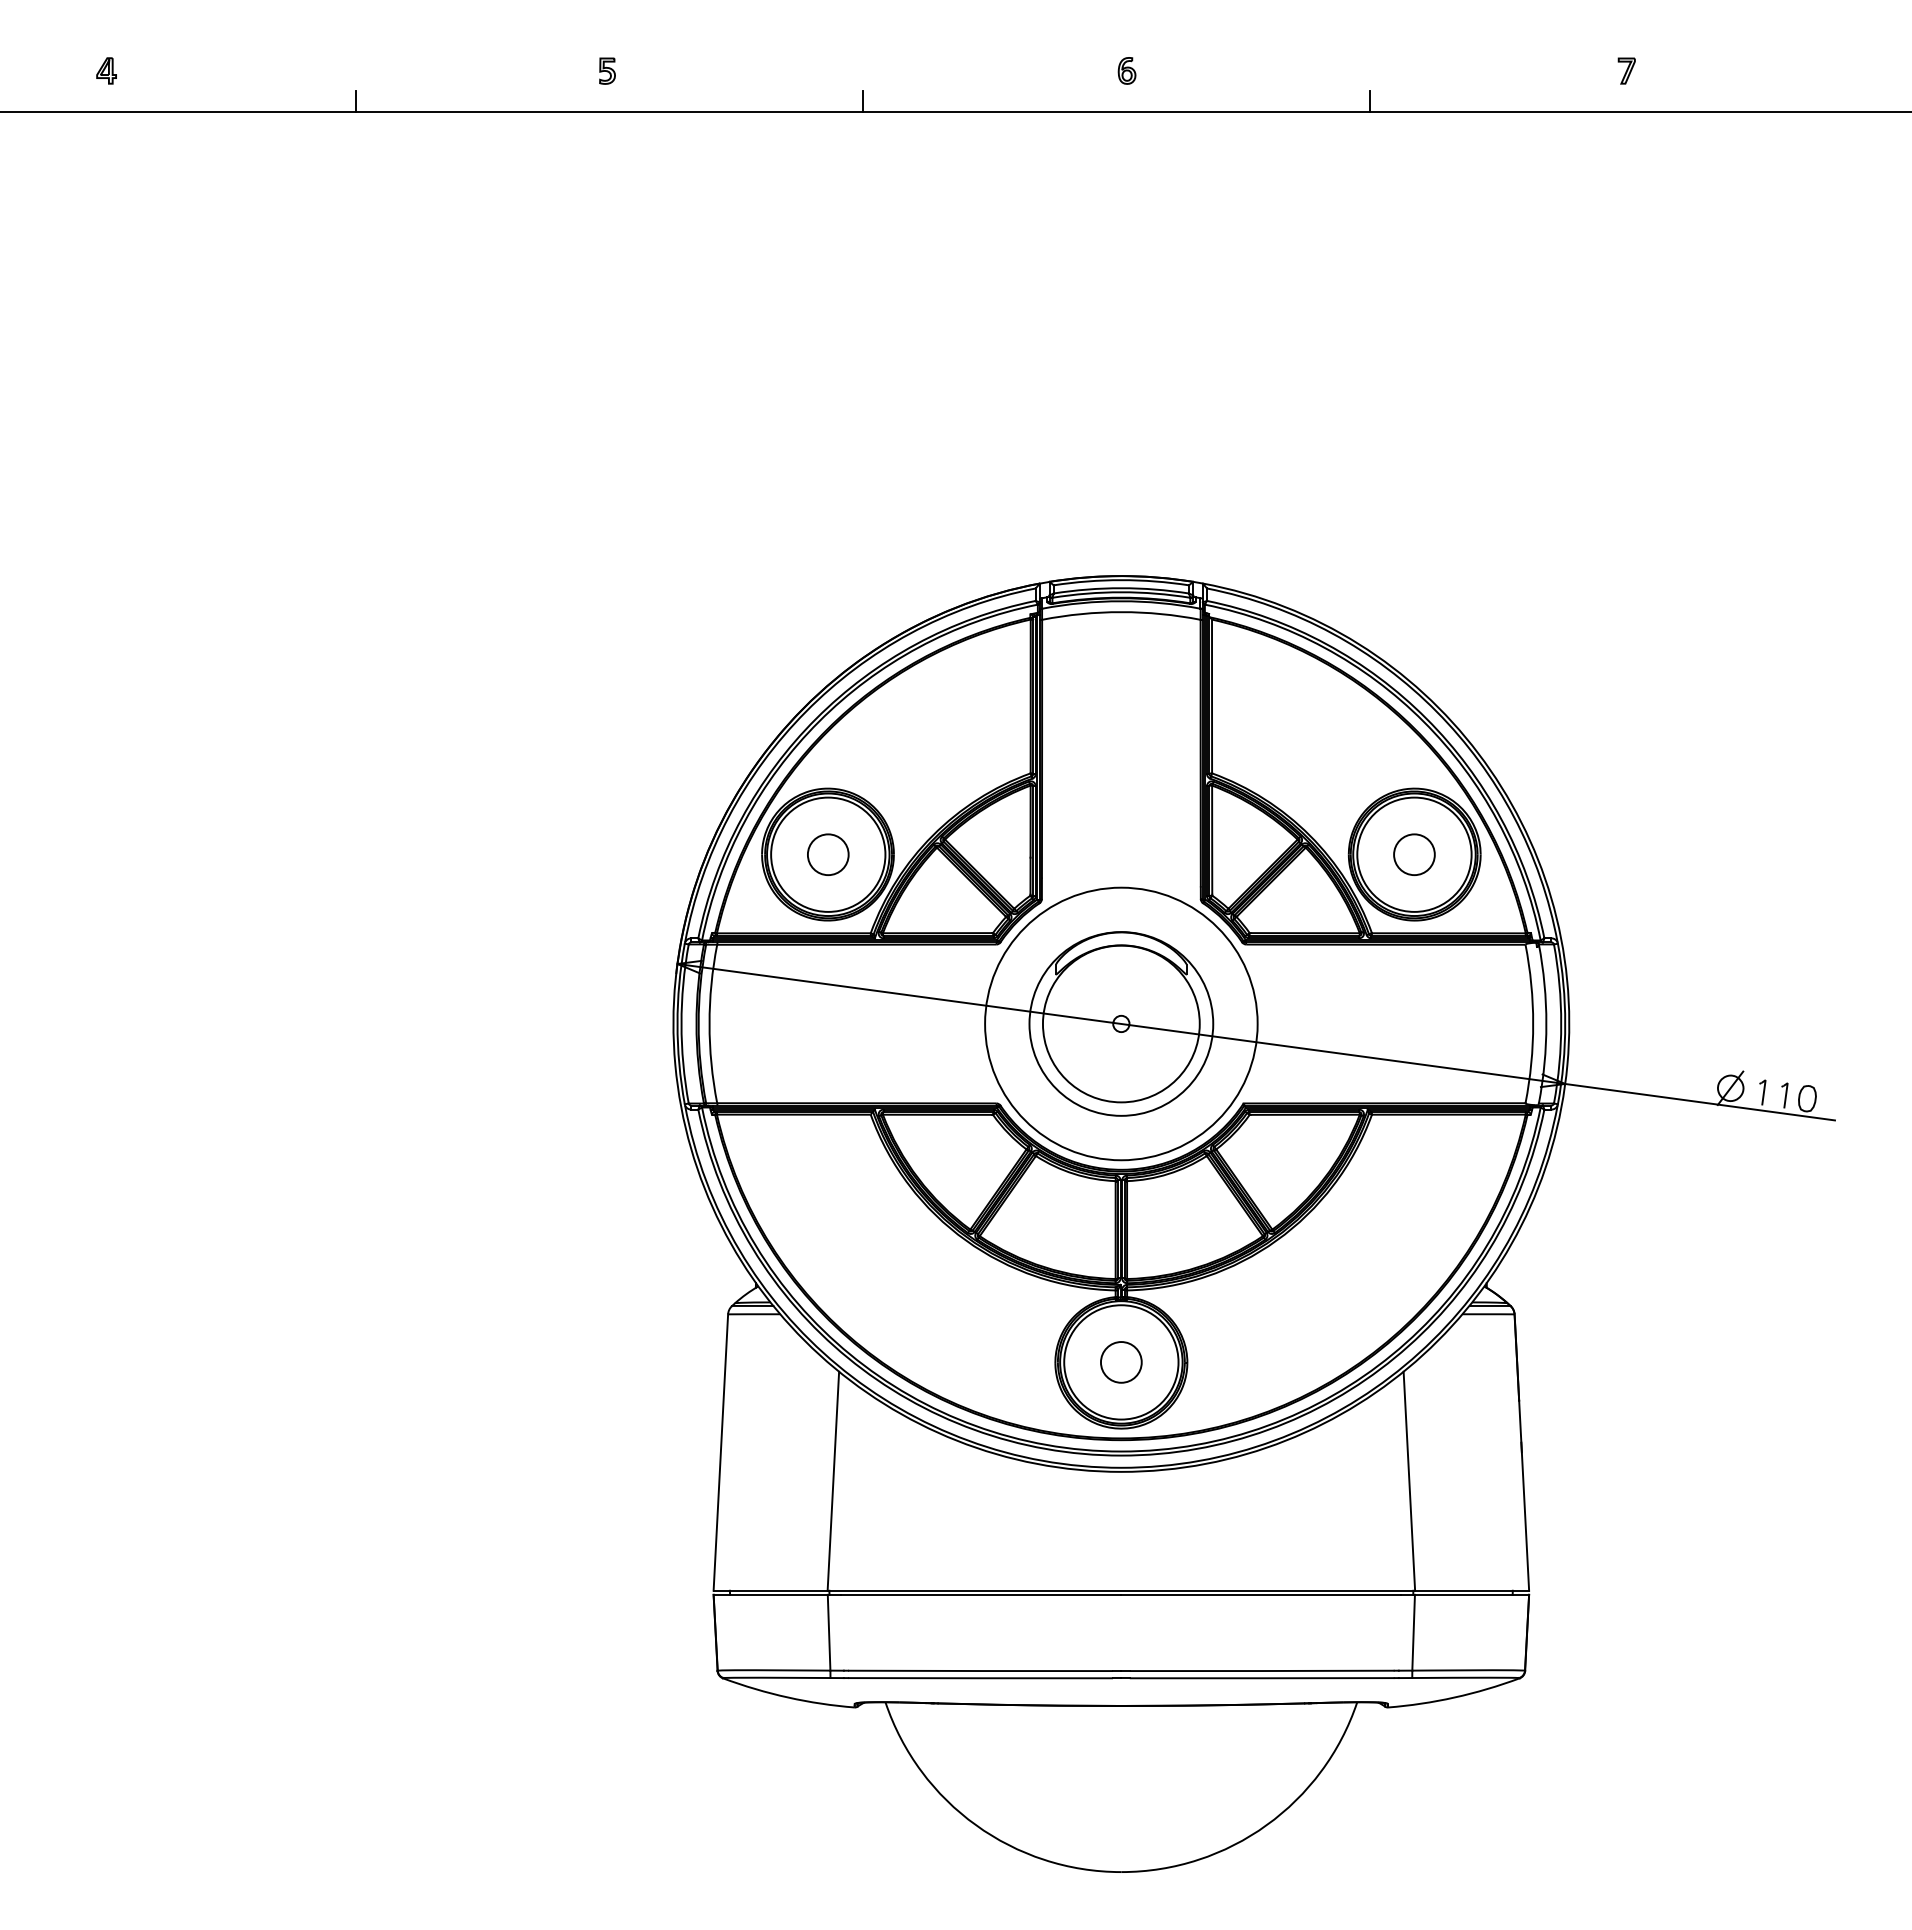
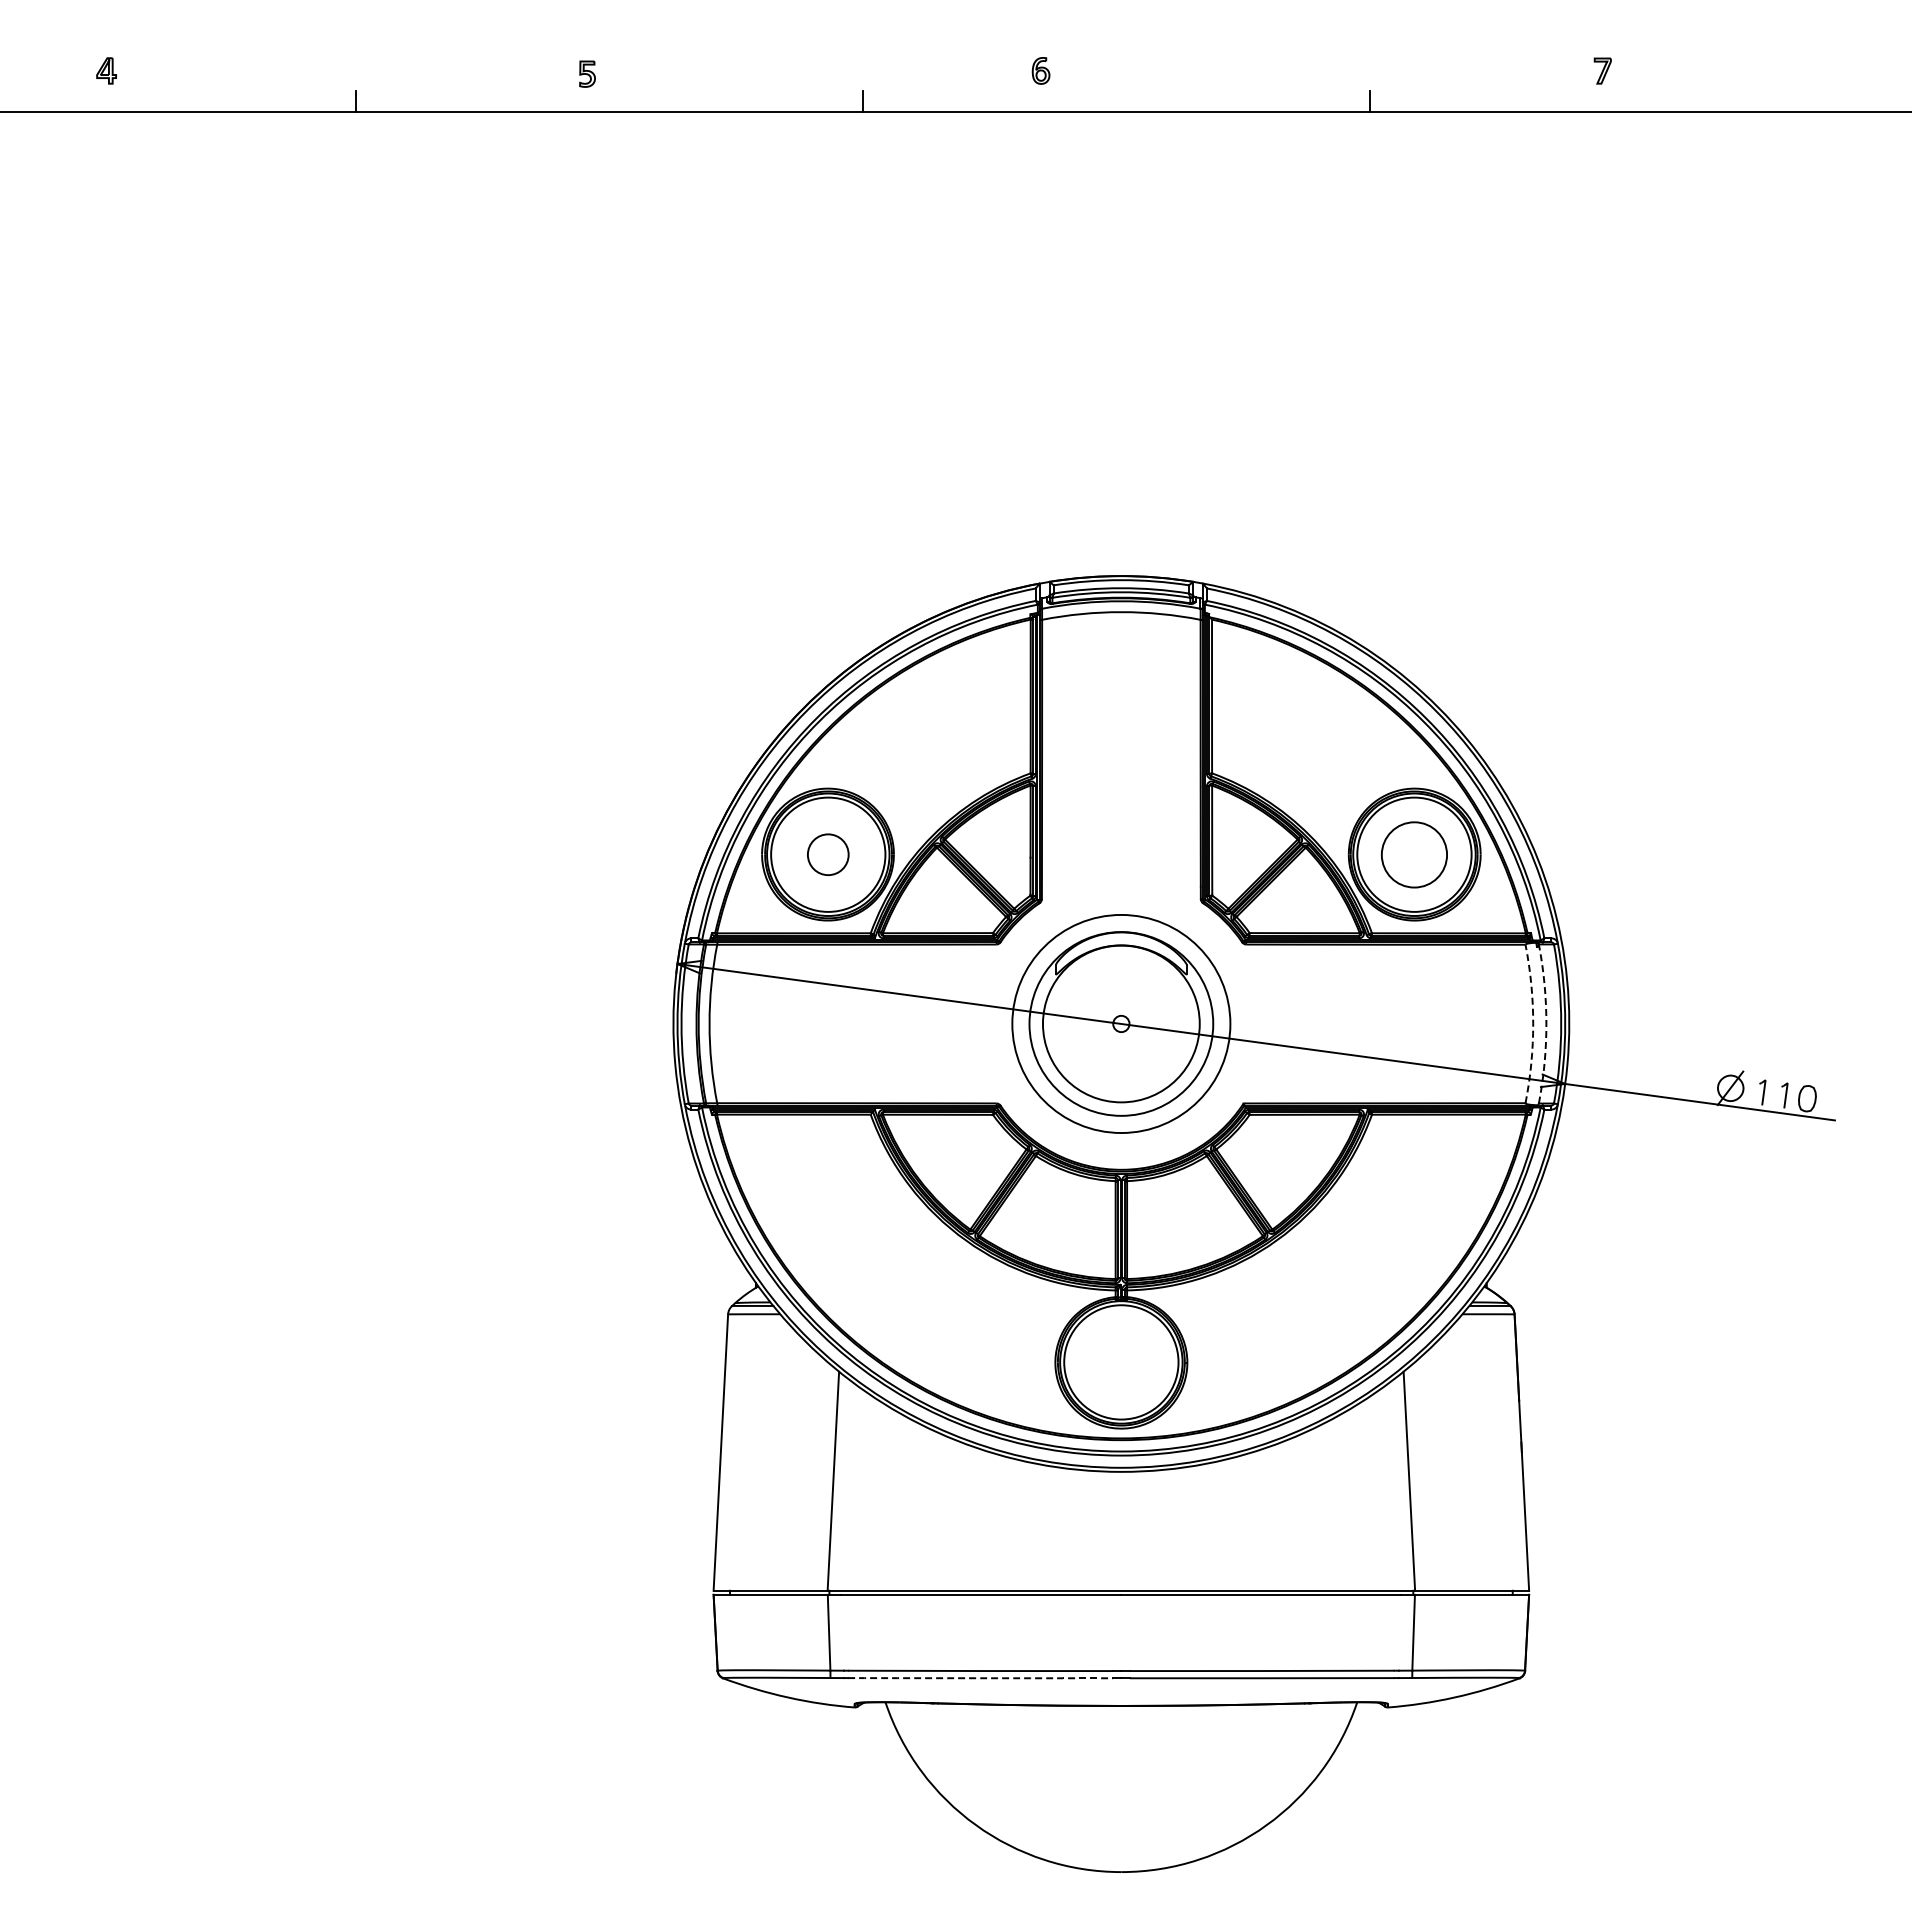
part position: (607, 70) -> (587, 73) (587, 73)
part position: (1126, 70) -> (1040, 70) (1040, 70)
part position: (1626, 70) -> (1602, 70) (1602, 70)
circle size: 43x43 px -> 67x68 px (1414, 854)
circle diameter: 273 px -> 218 px (1121, 1023)
arc: solid -> dashed (1533, 1023)
arc: solid -> dashed (1546, 1024)
circle: present -> none (1121, 1362)
arc: solid -> dashed (980, 1678)
